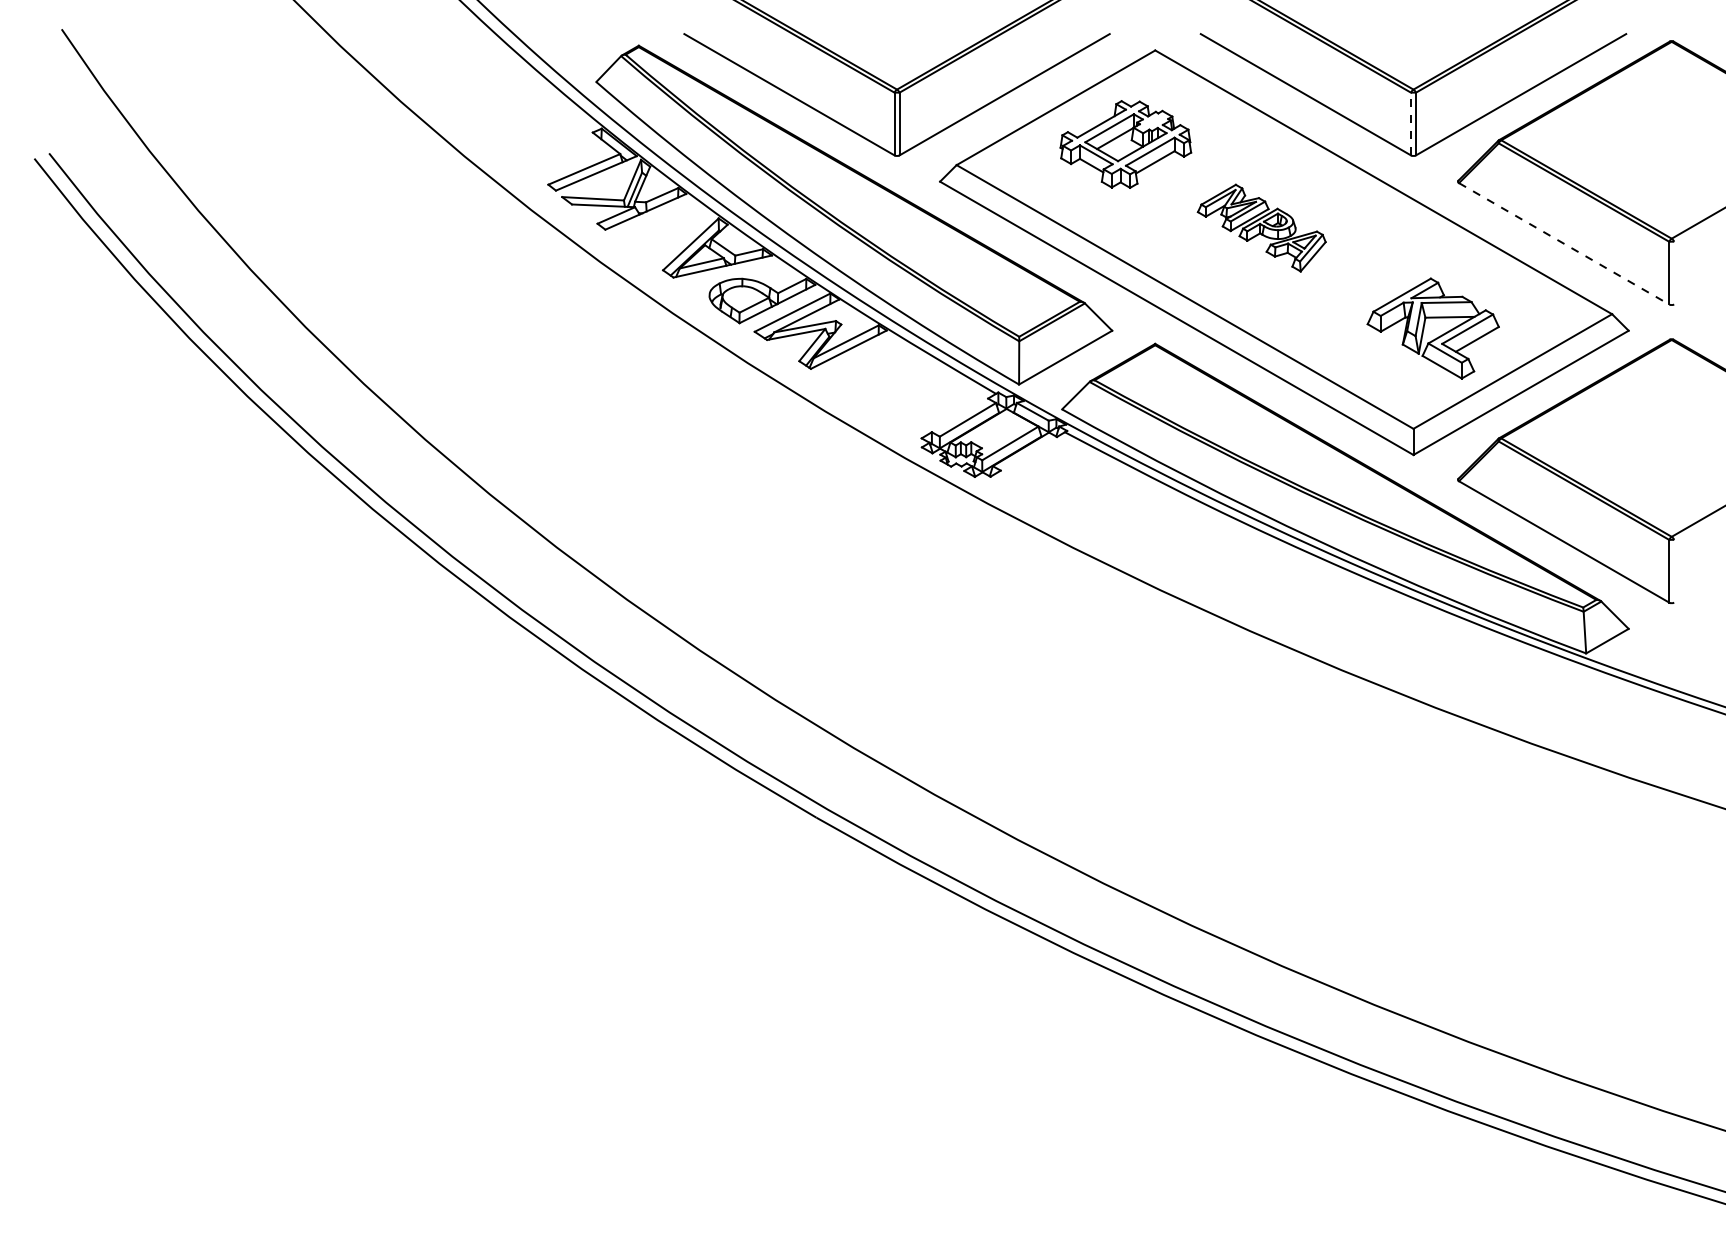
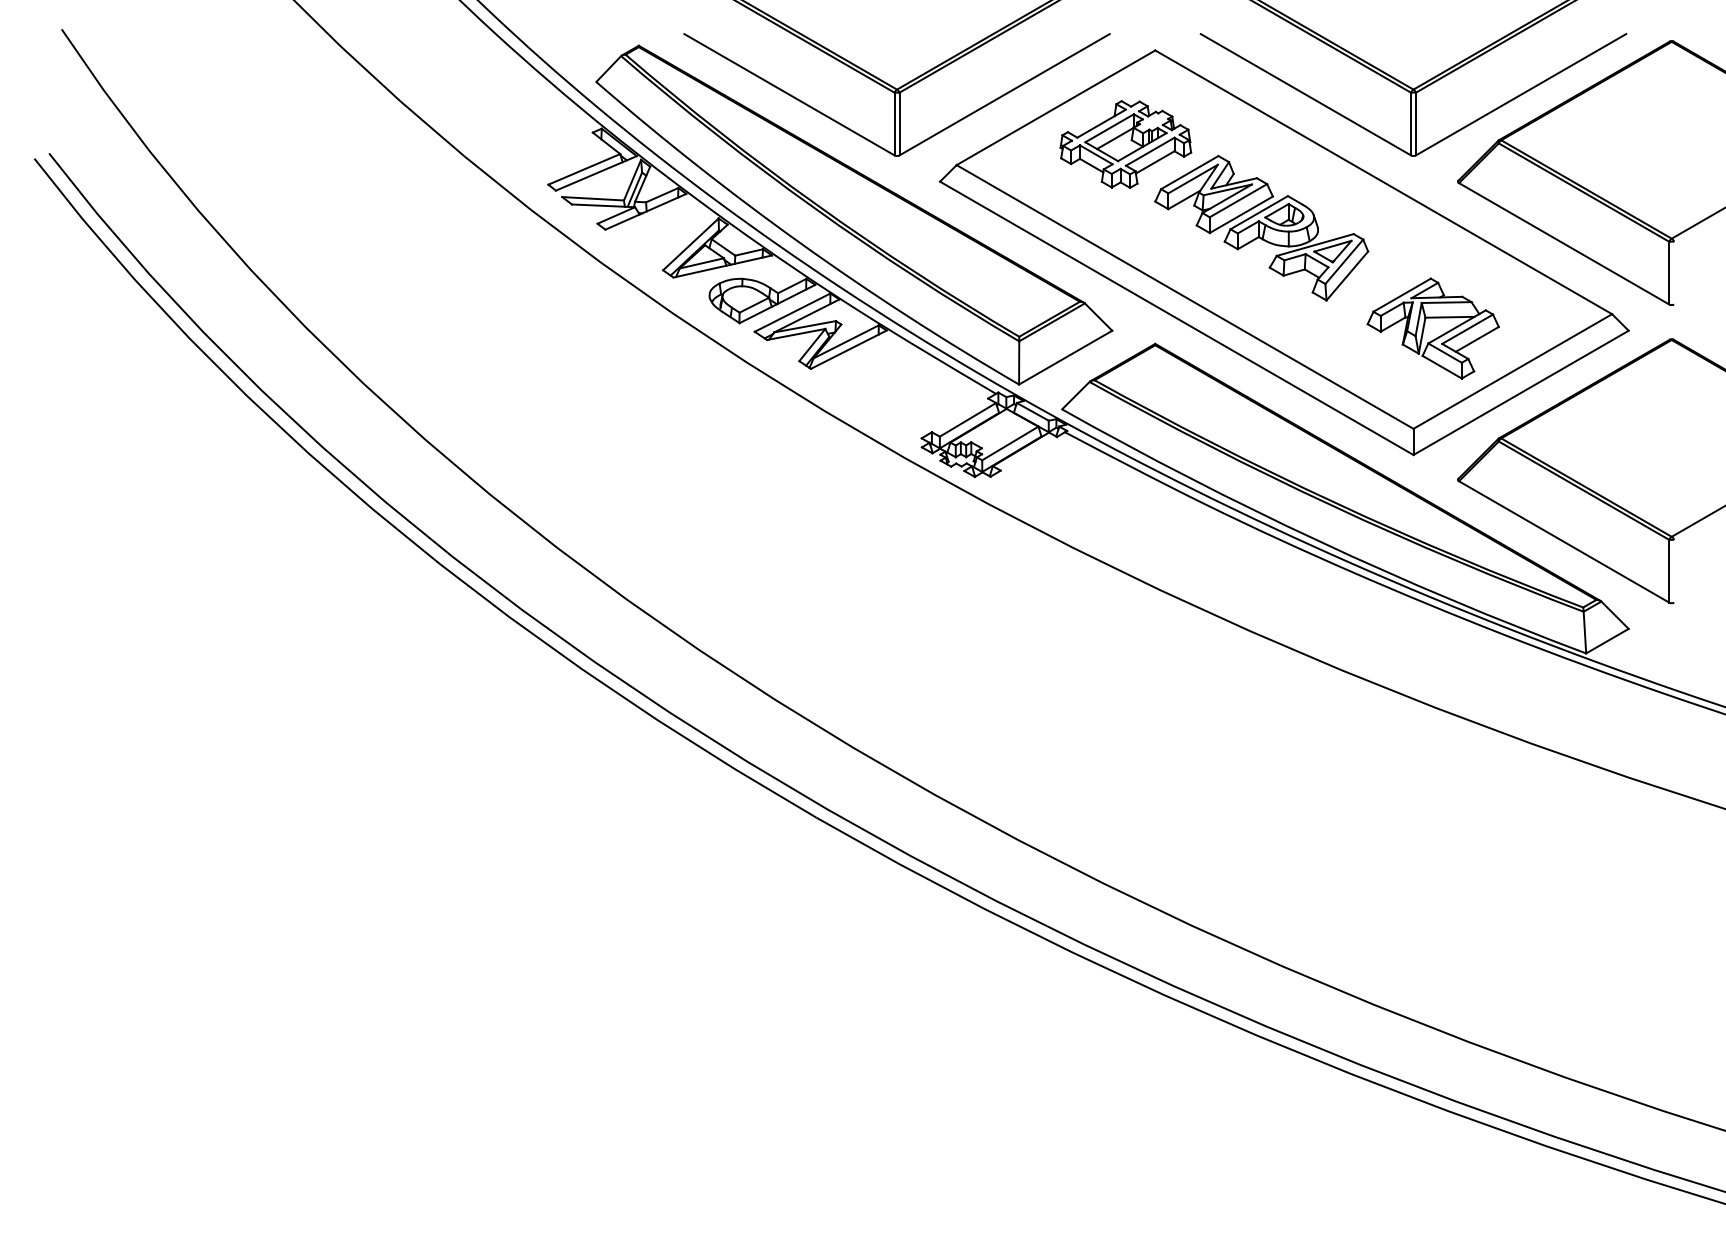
line: dashed -> solid (1411, 123)
part size: 131x90 px -> 216x148 px (1261, 227)
line: dashed -> solid (1564, 244)
